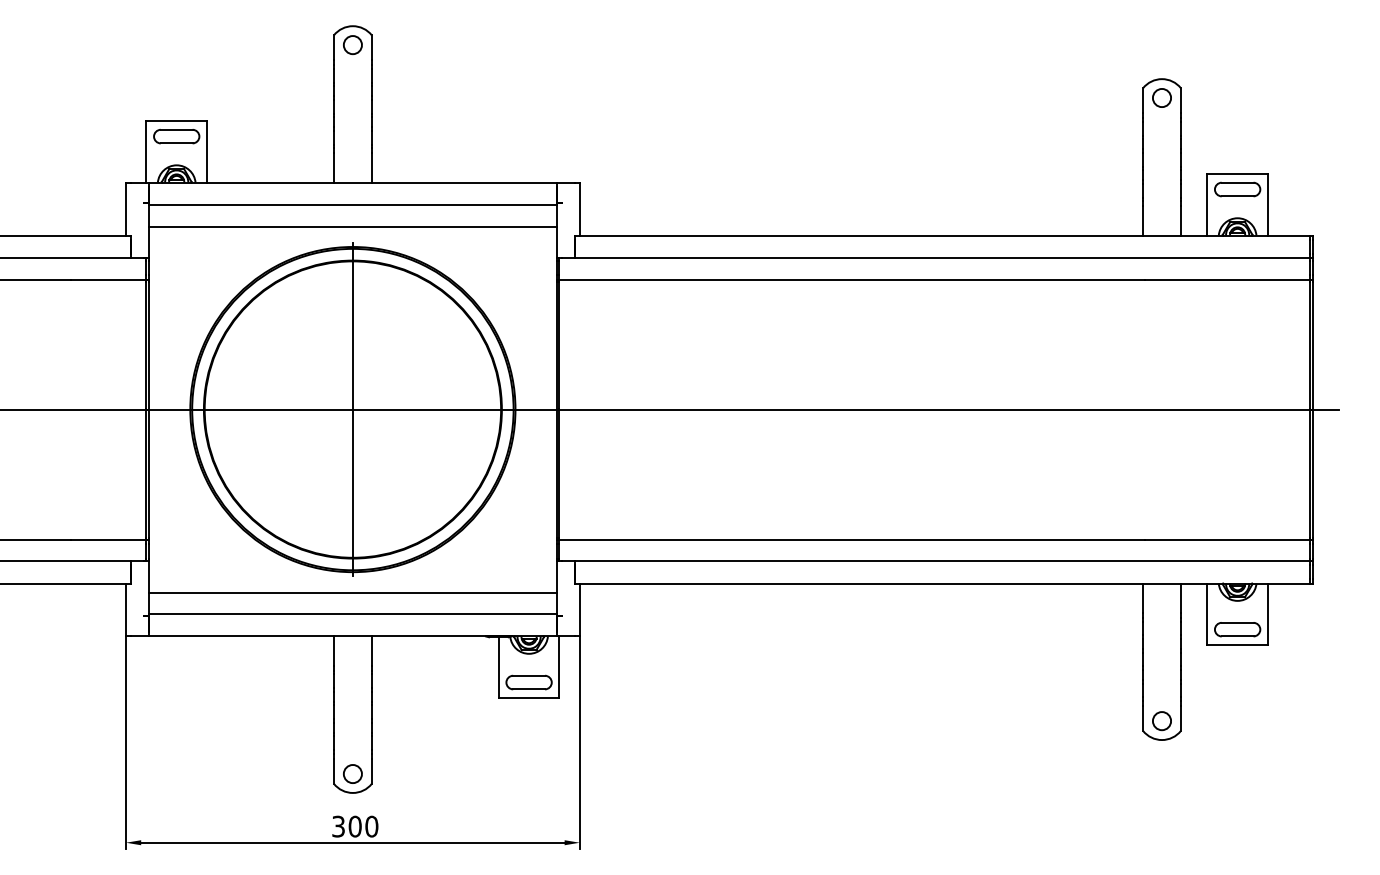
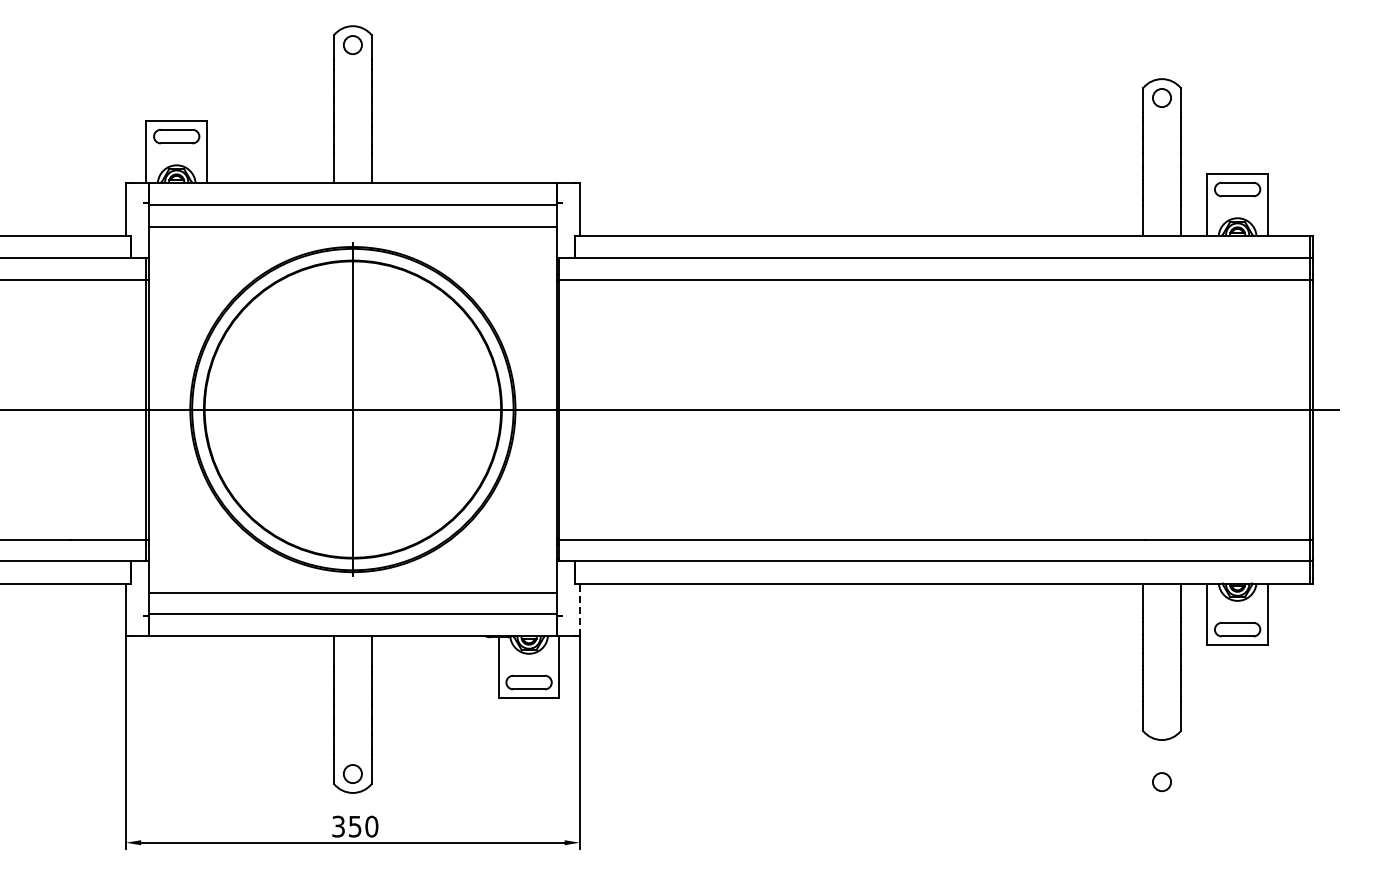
line: solid -> dashed (579, 609)
circle position: (1161, 721) -> (1161, 782) (1161, 782)
text: 300 -> 350 (354, 826)
